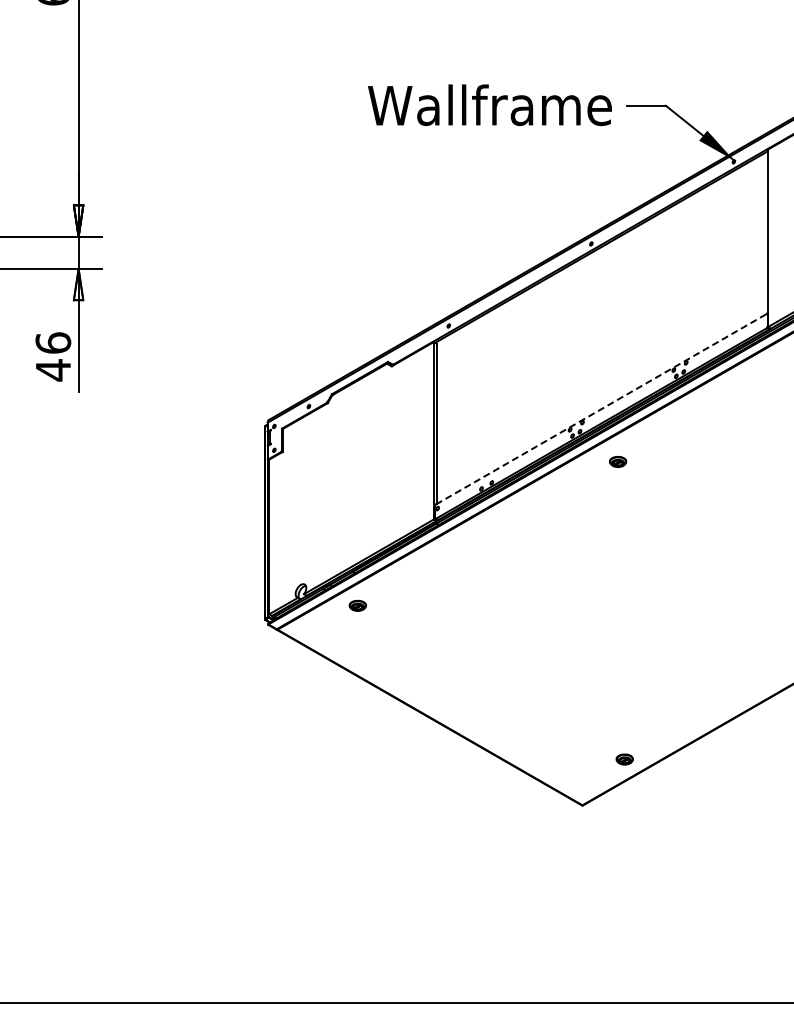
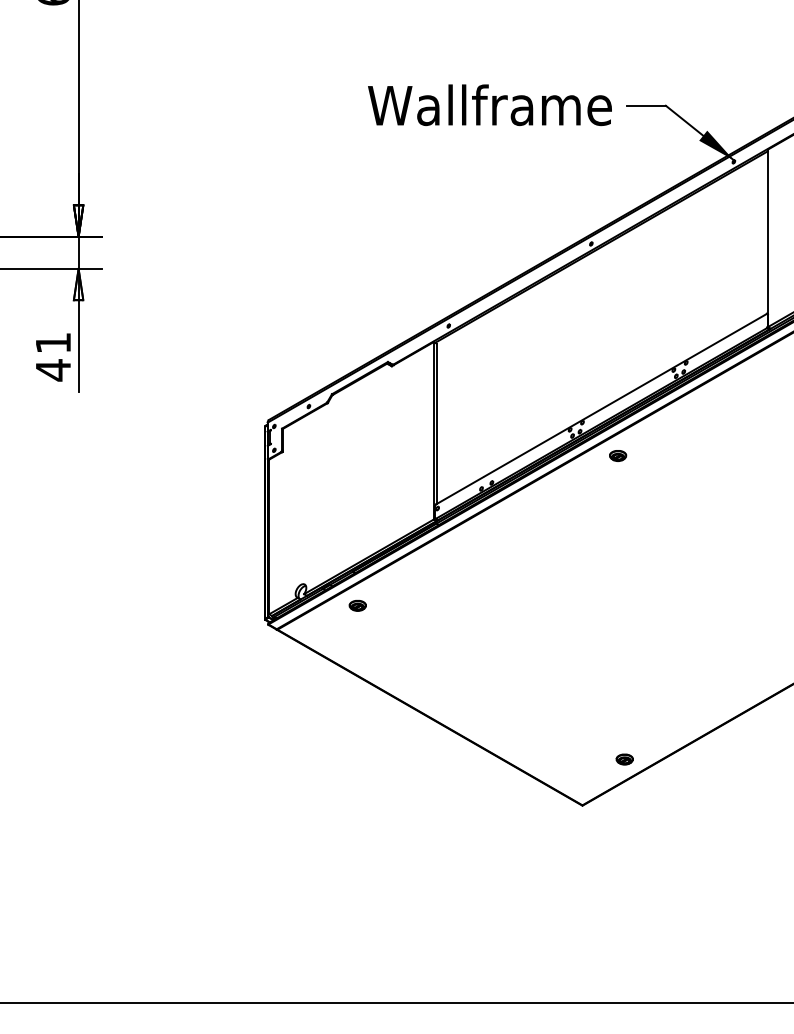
text: 46 -> 41 (53, 342)
line: dashed -> solid (601, 409)
part position: (618, 461) -> (618, 455) (618, 455)
